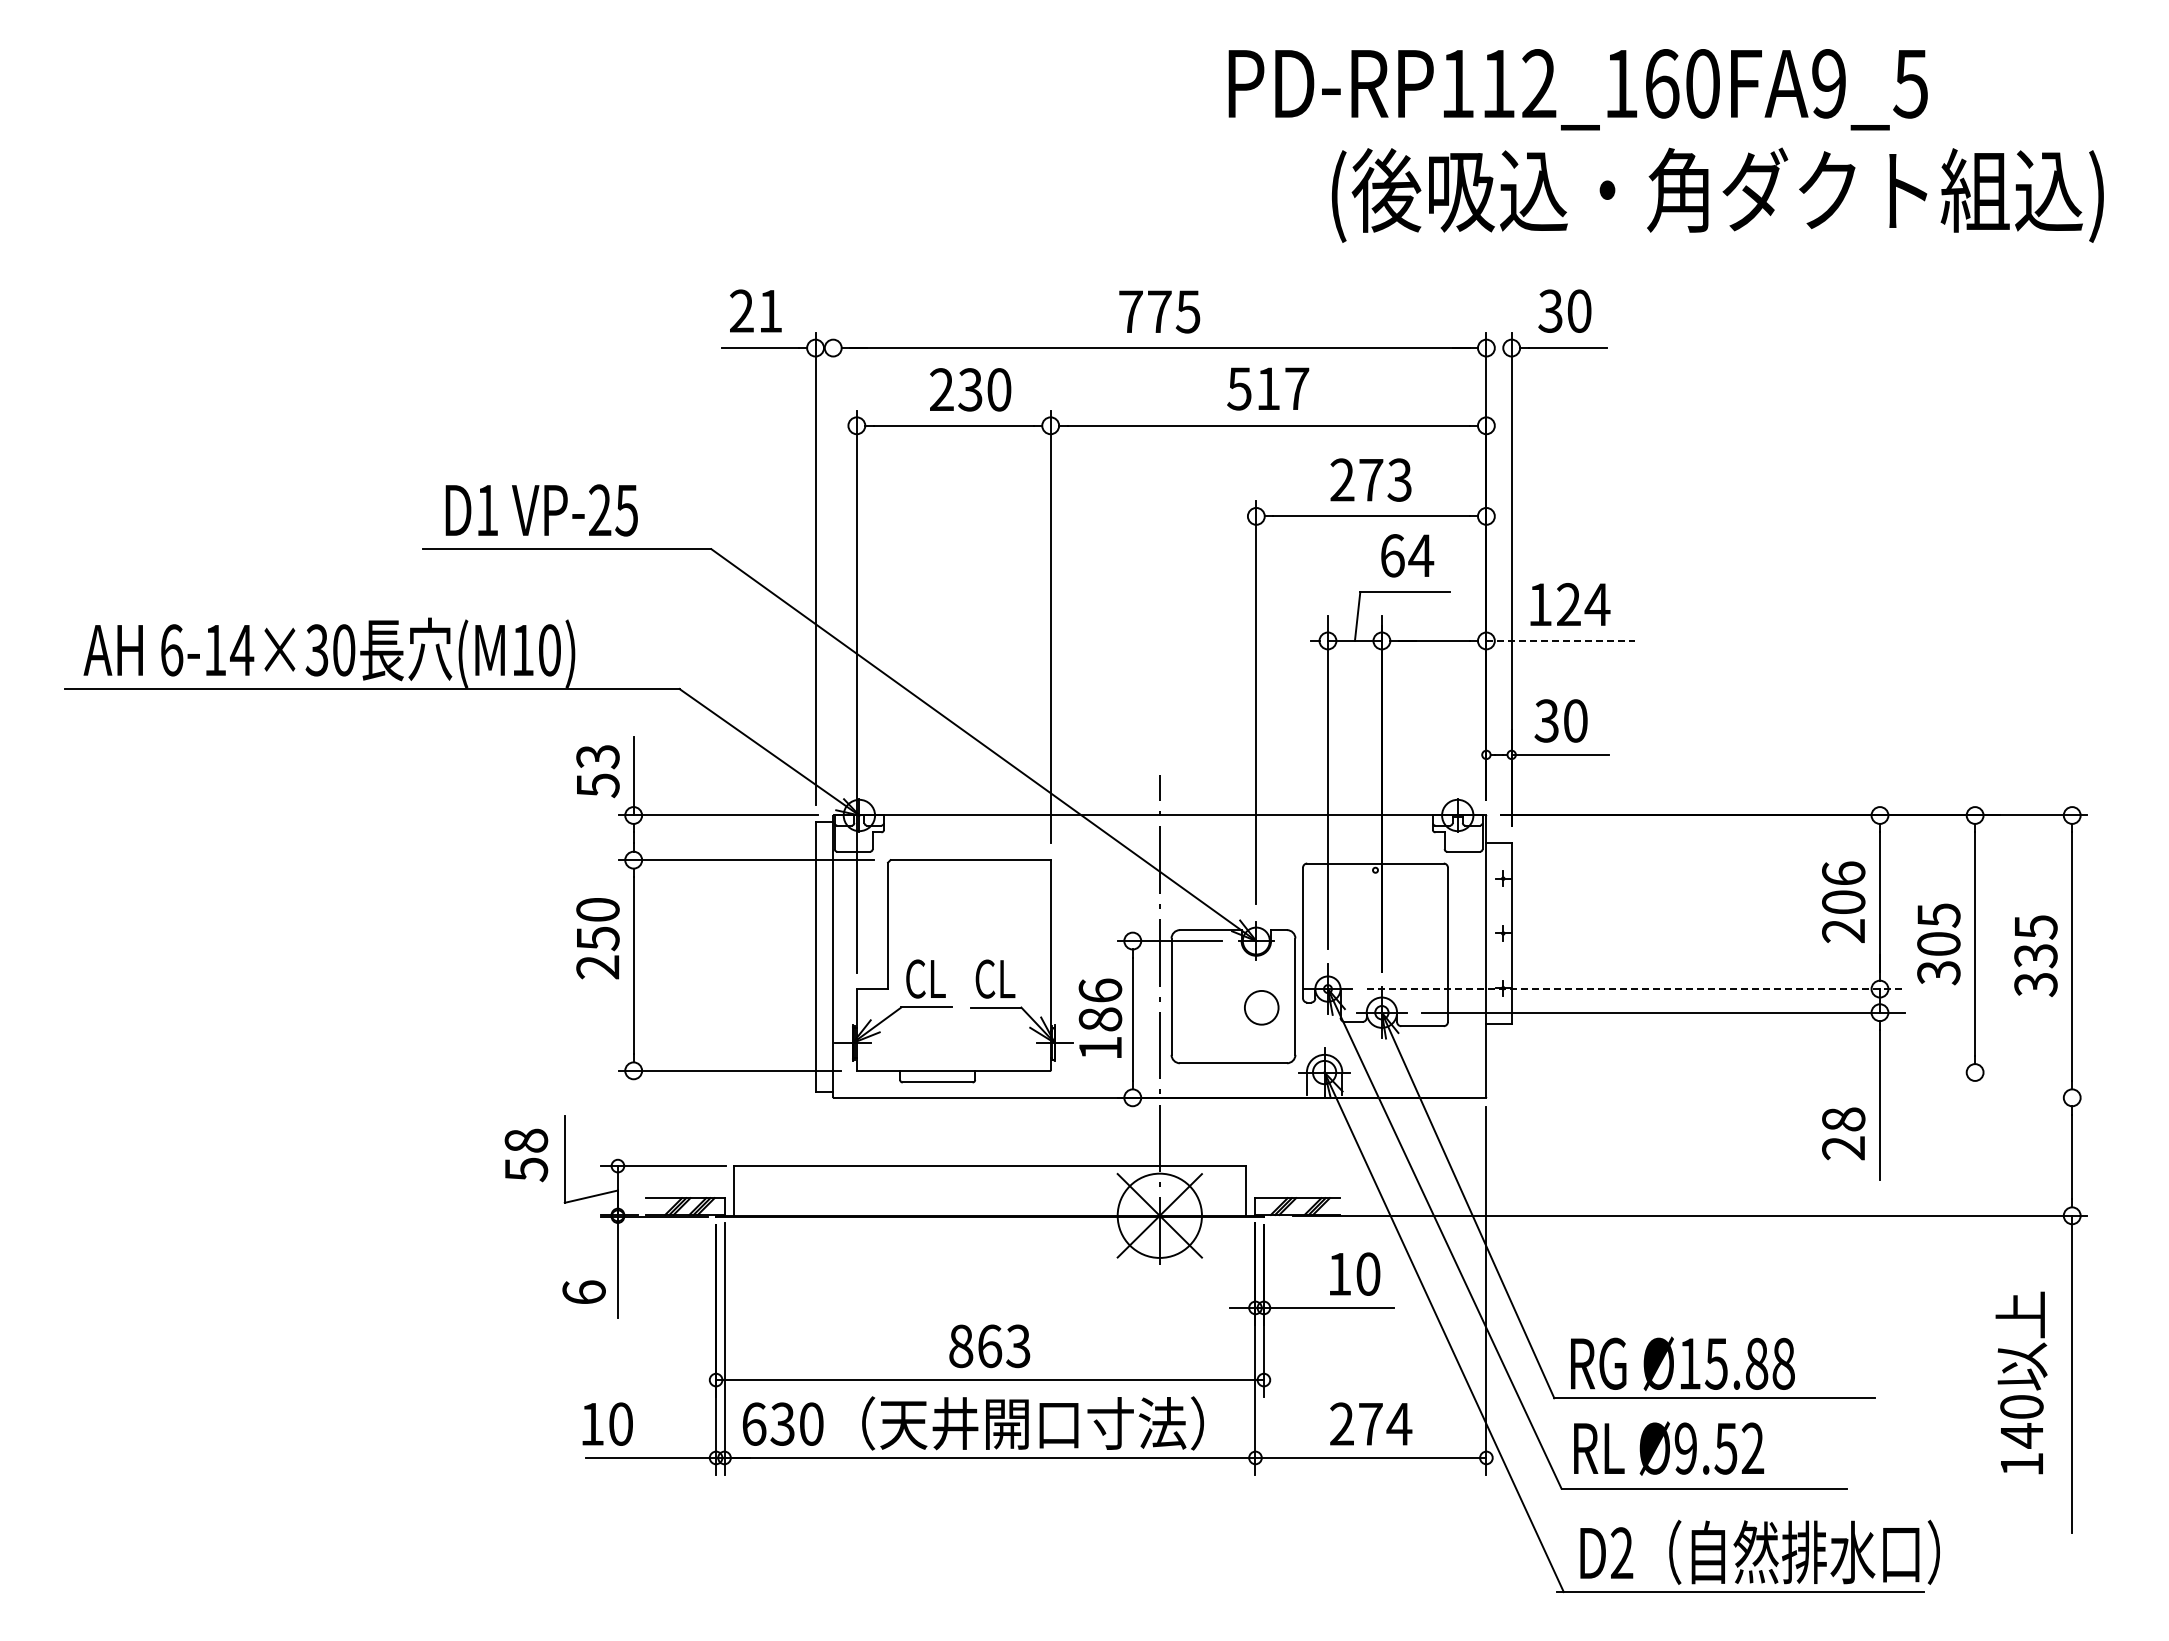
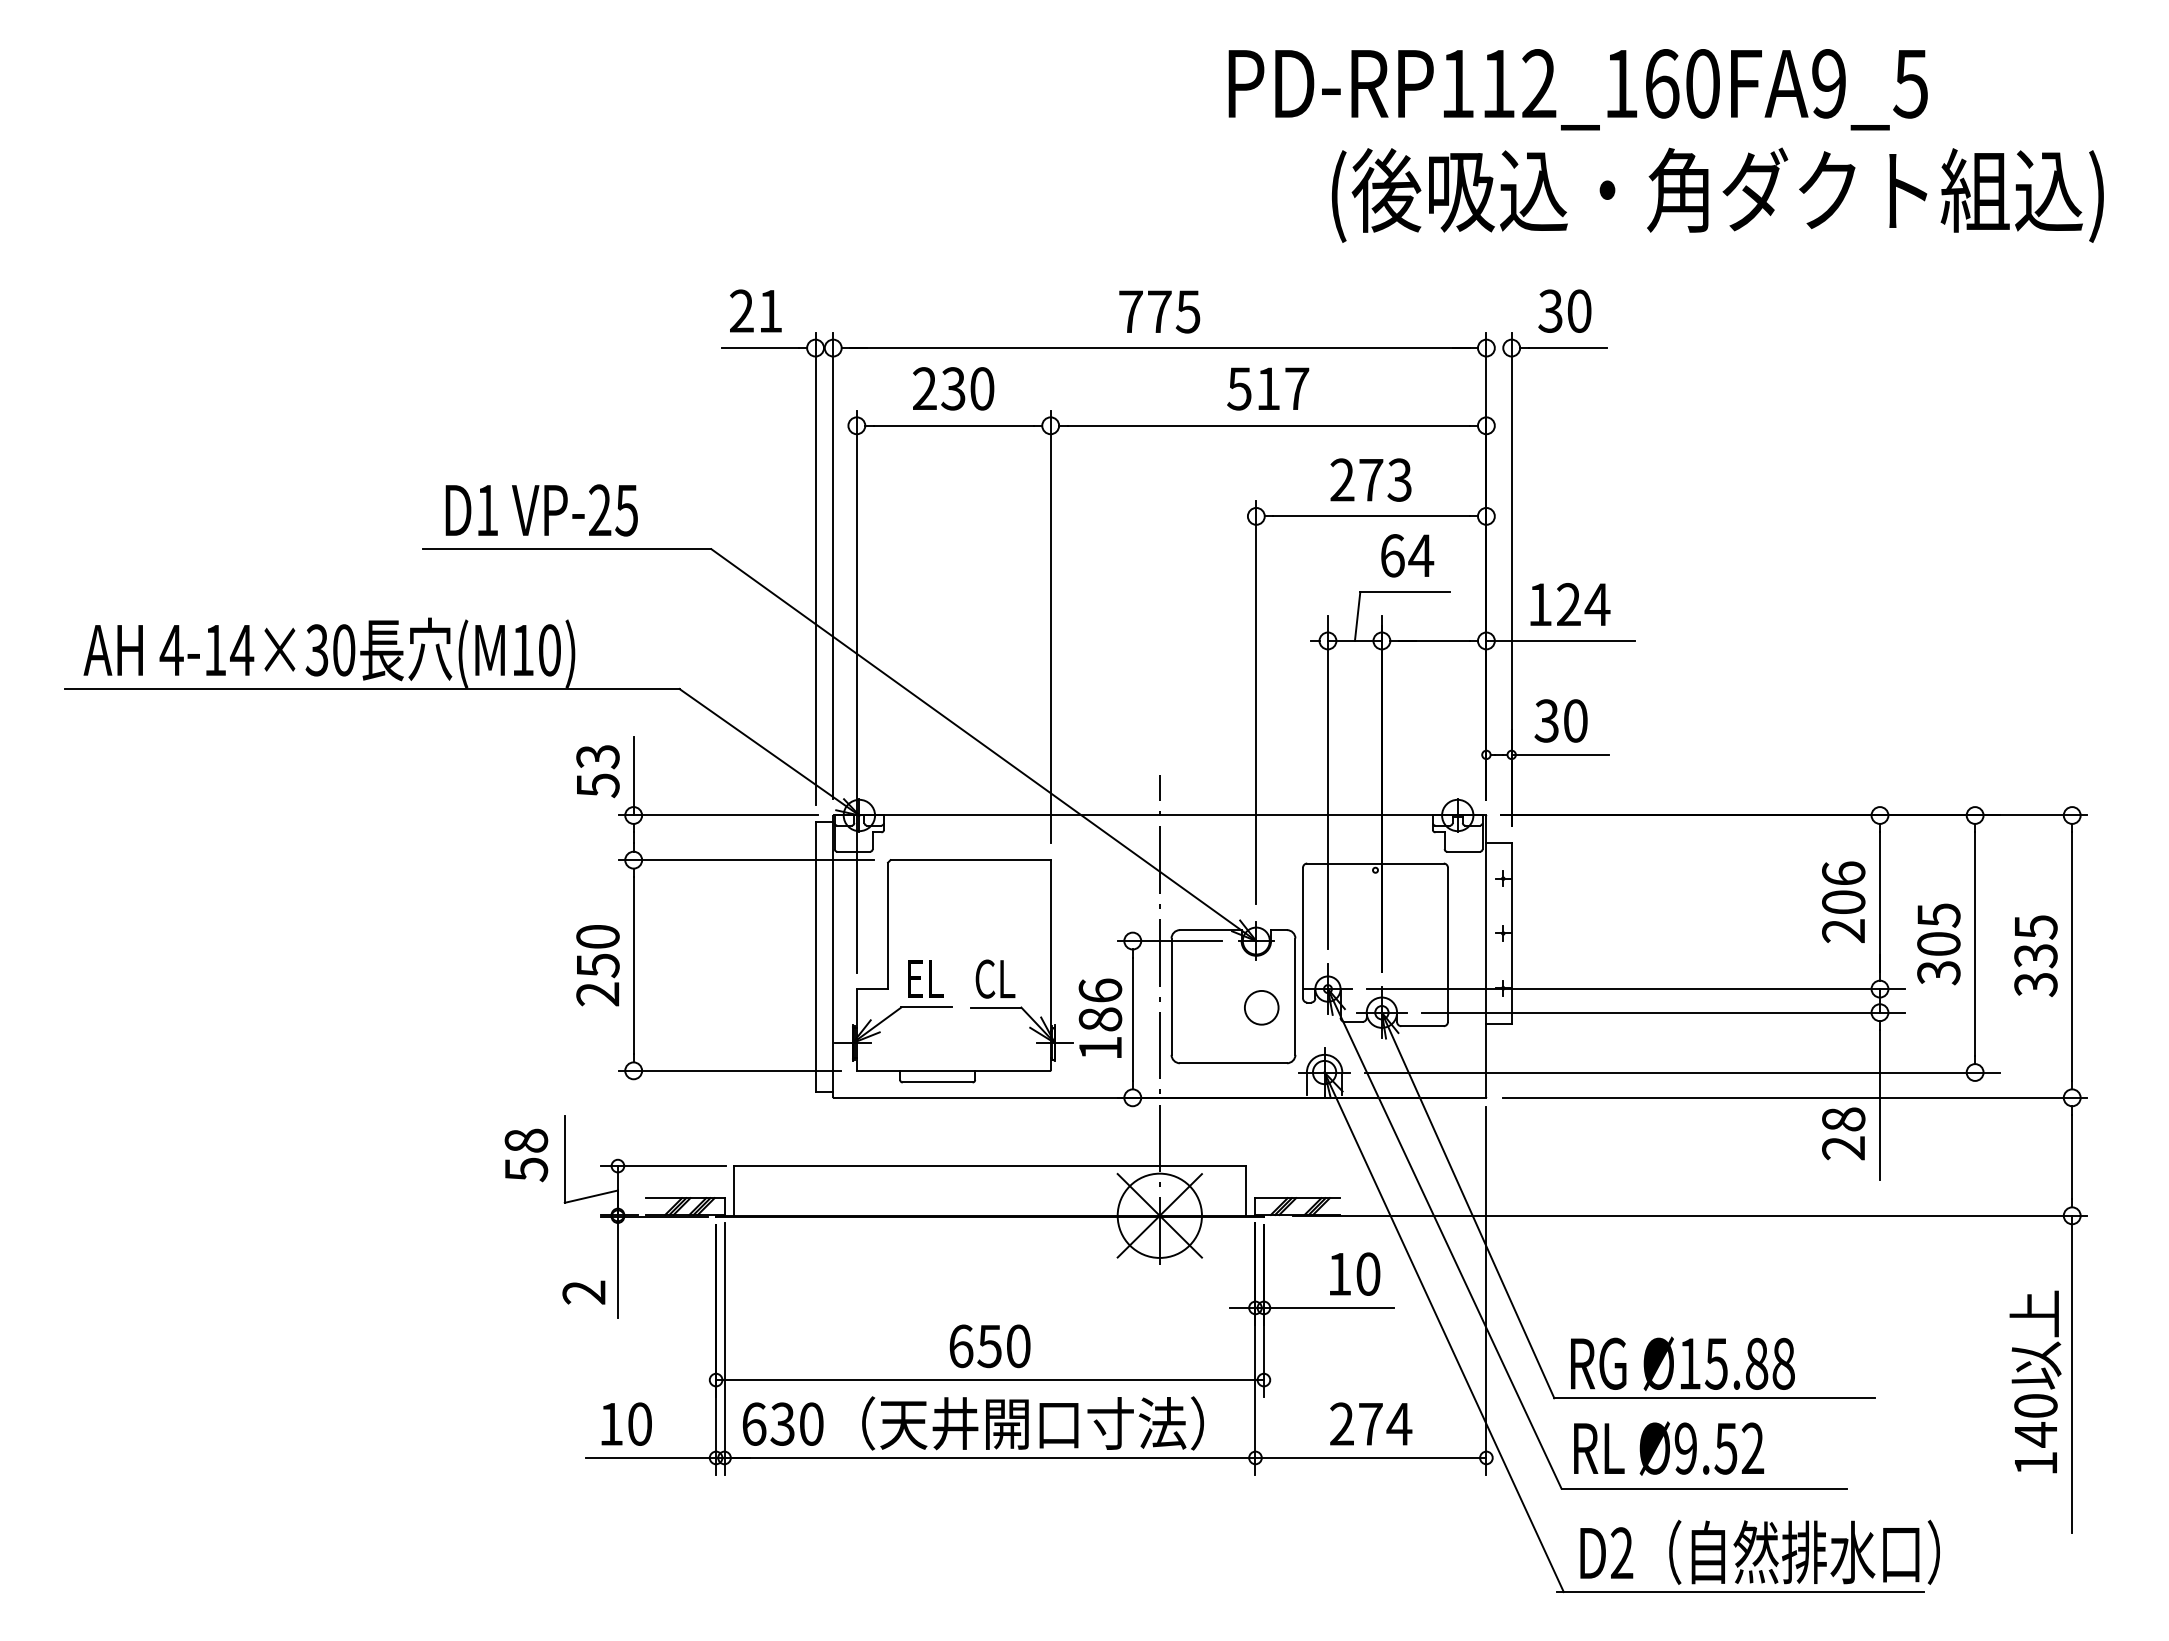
text position: (970, 389) -> (953, 388) (953, 388)
line: none -> present (833, 565)
line: dashed -> solid (1561, 640)
text: 6-14×30 -> 4-14×30 (171, 650)
text position: (597, 938) -> (597, 965) (597, 965)
text: CL -> EL (925, 978)
line: dashed -> solid (1636, 989)
line: none -> present (1682, 1072)
line: none -> present (1794, 1097)
text: 6 -> 2 (583, 1292)
text: 863 -> 650 (989, 1346)
text position: (2021, 1382) -> (2035, 1381) (2035, 1381)
text position: (607, 1423) -> (626, 1423) (626, 1423)
